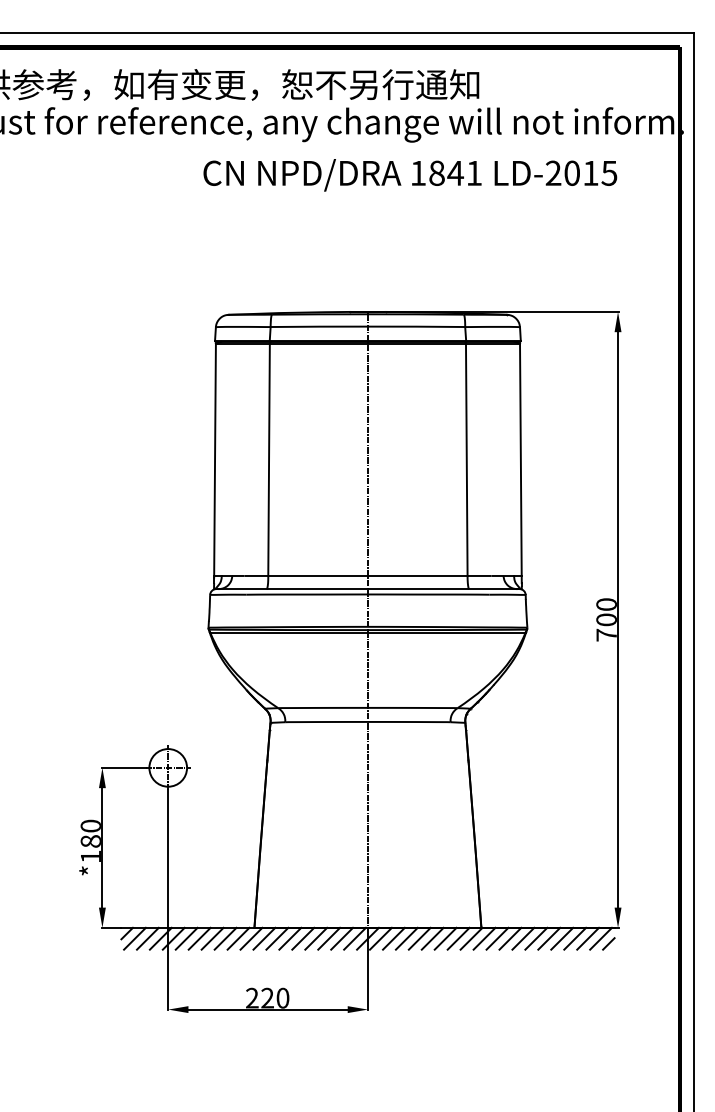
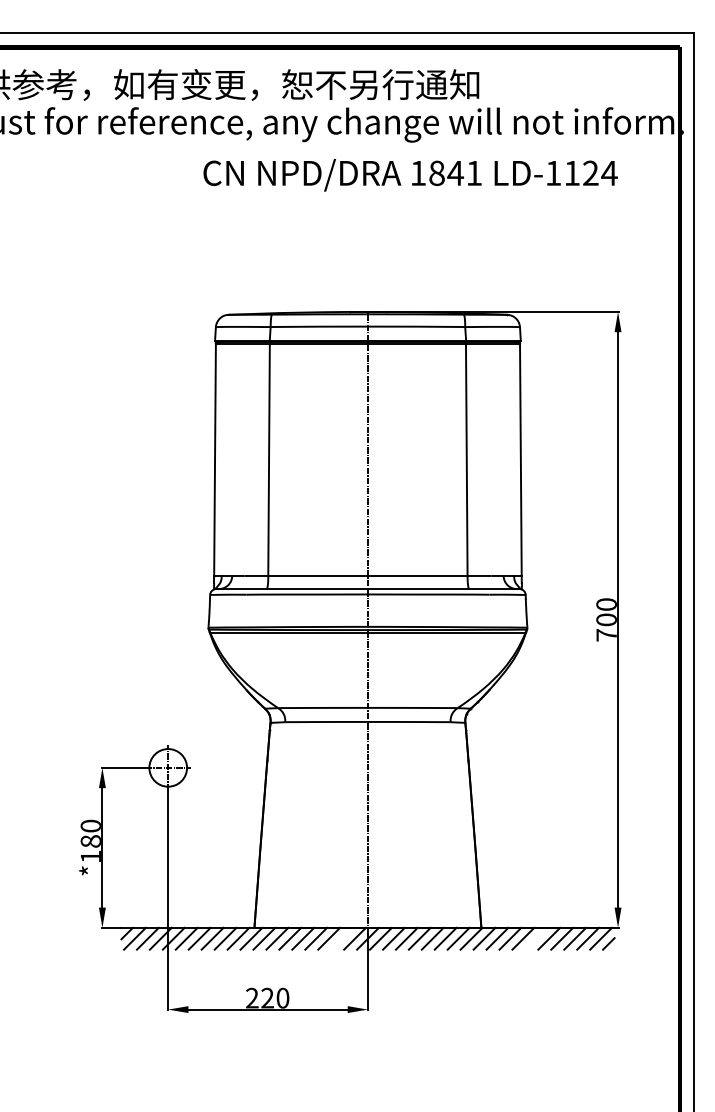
text: LD-2015 -> LD-1124 (581, 172)
line: present -> none (342, 938)
line: present -> none (536, 938)
